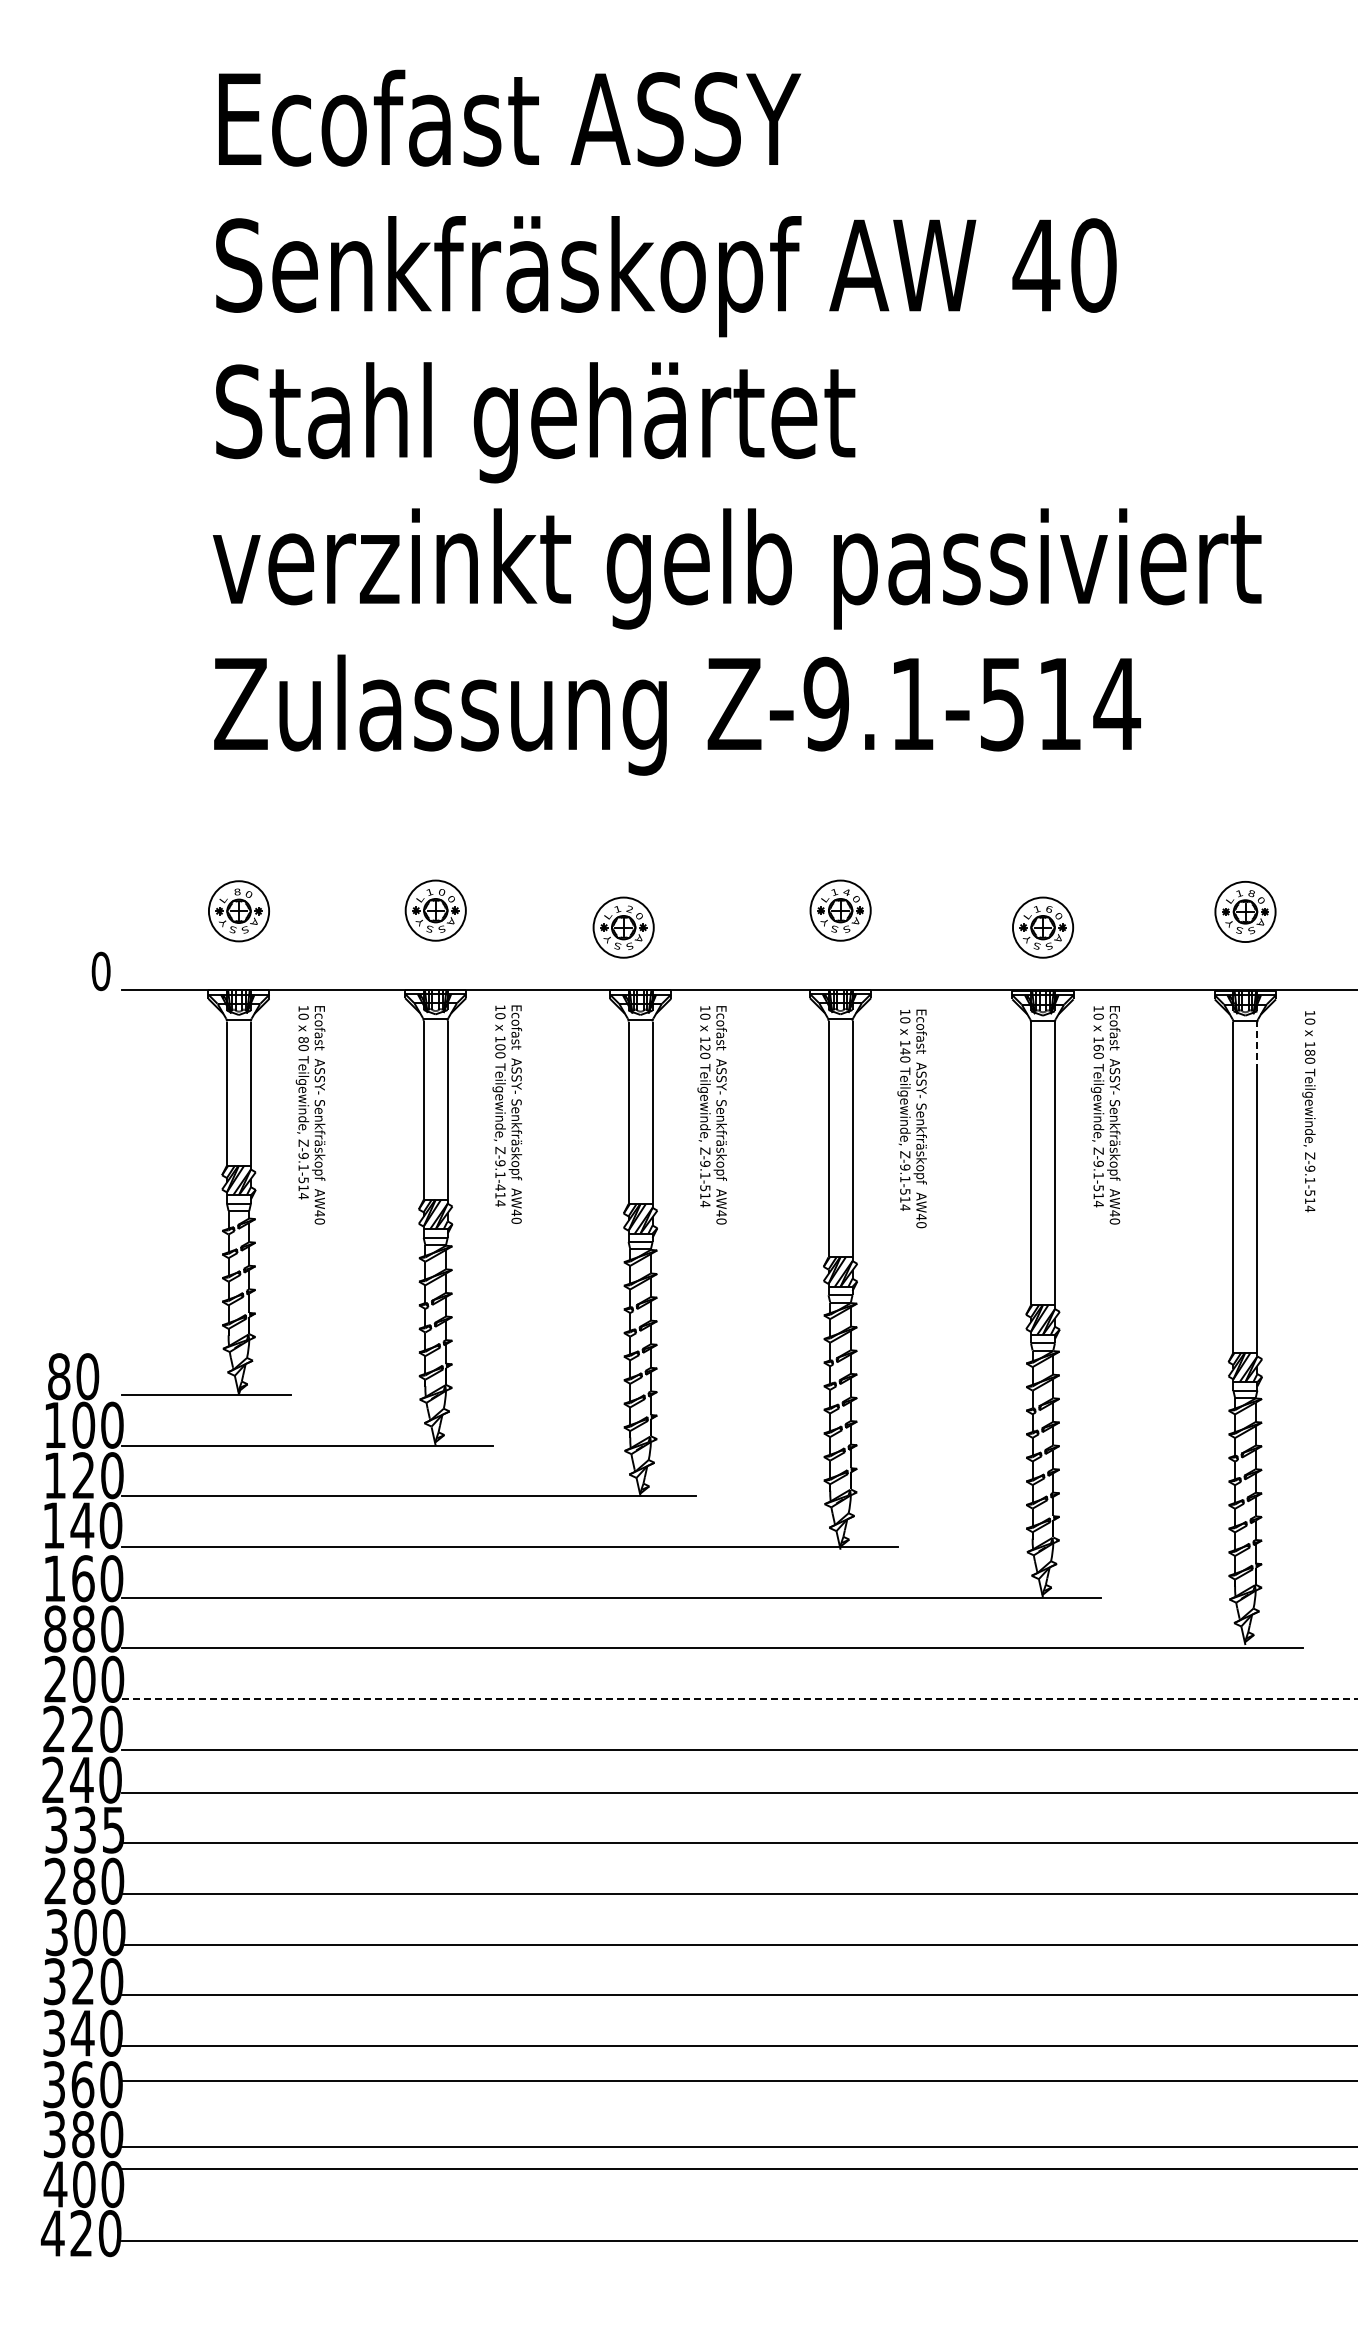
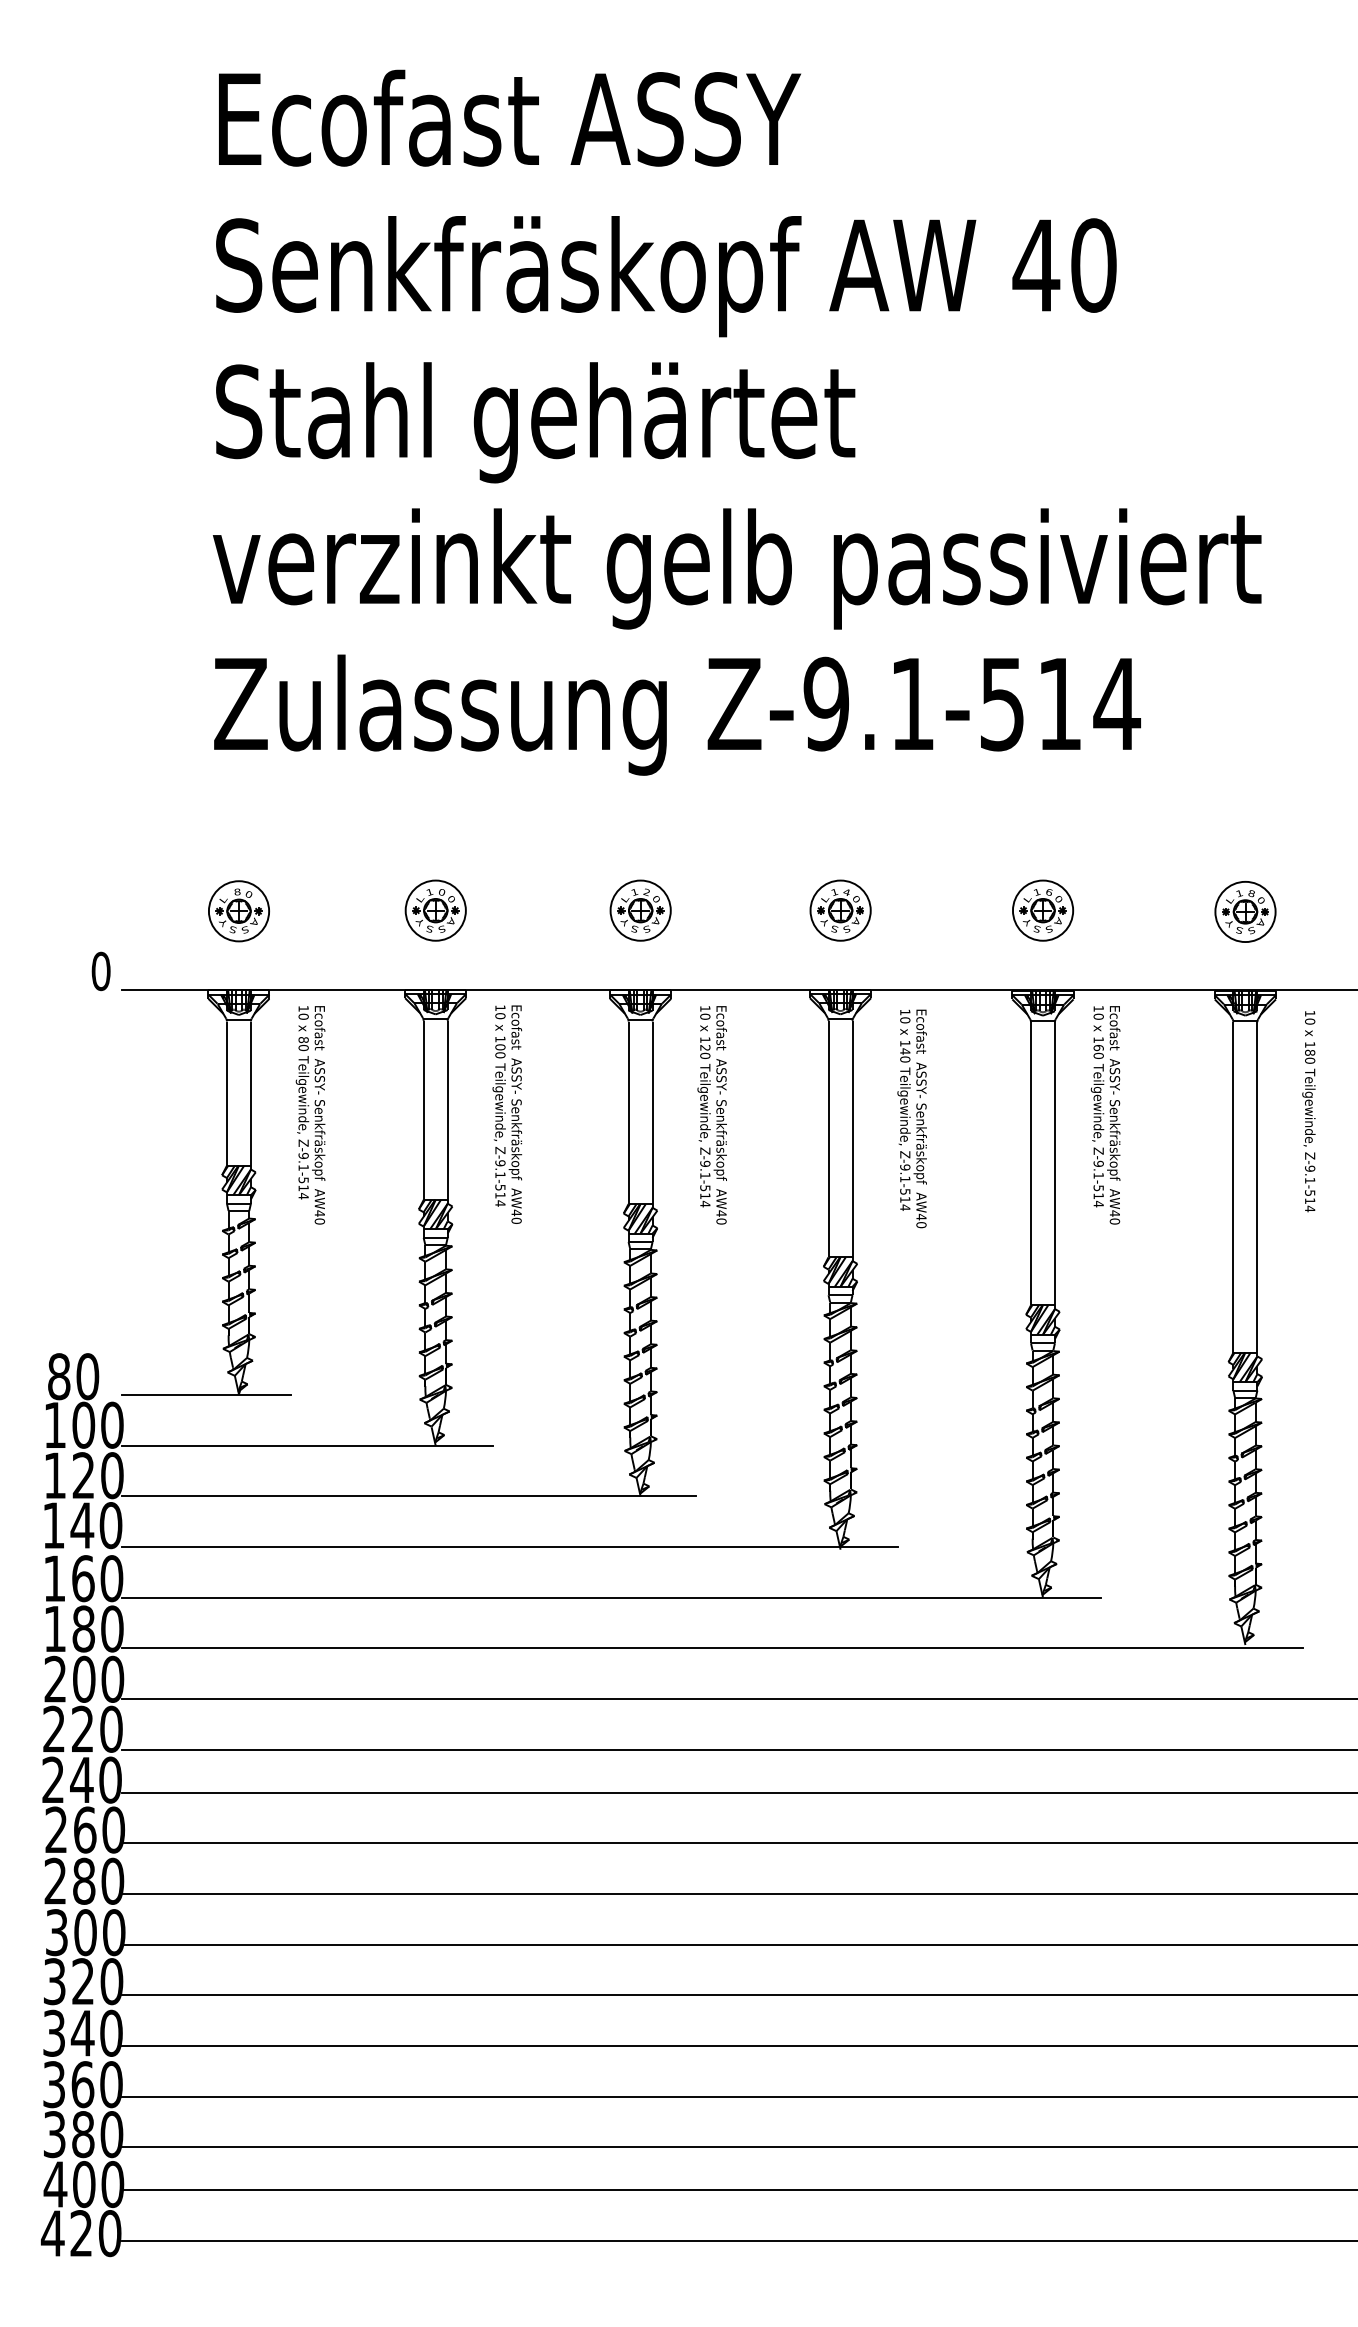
part position: (623, 927) -> (640, 910) (640, 910)
part position: (1043, 927) -> (1043, 910) (1043, 910)
line: dashed -> solid (1257, 1046)
text: Z-9.1-414 -> Z-9.1-514 (500, 1187)
text: 880 -> 180 (55, 1628)
line: dashed -> solid (739, 1698)
text: 335 -> 260 (85, 1829)
line position: (738, 2080) -> (738, 2096) (738, 2096)
line position: (738, 2169) -> (738, 2190) (738, 2190)
